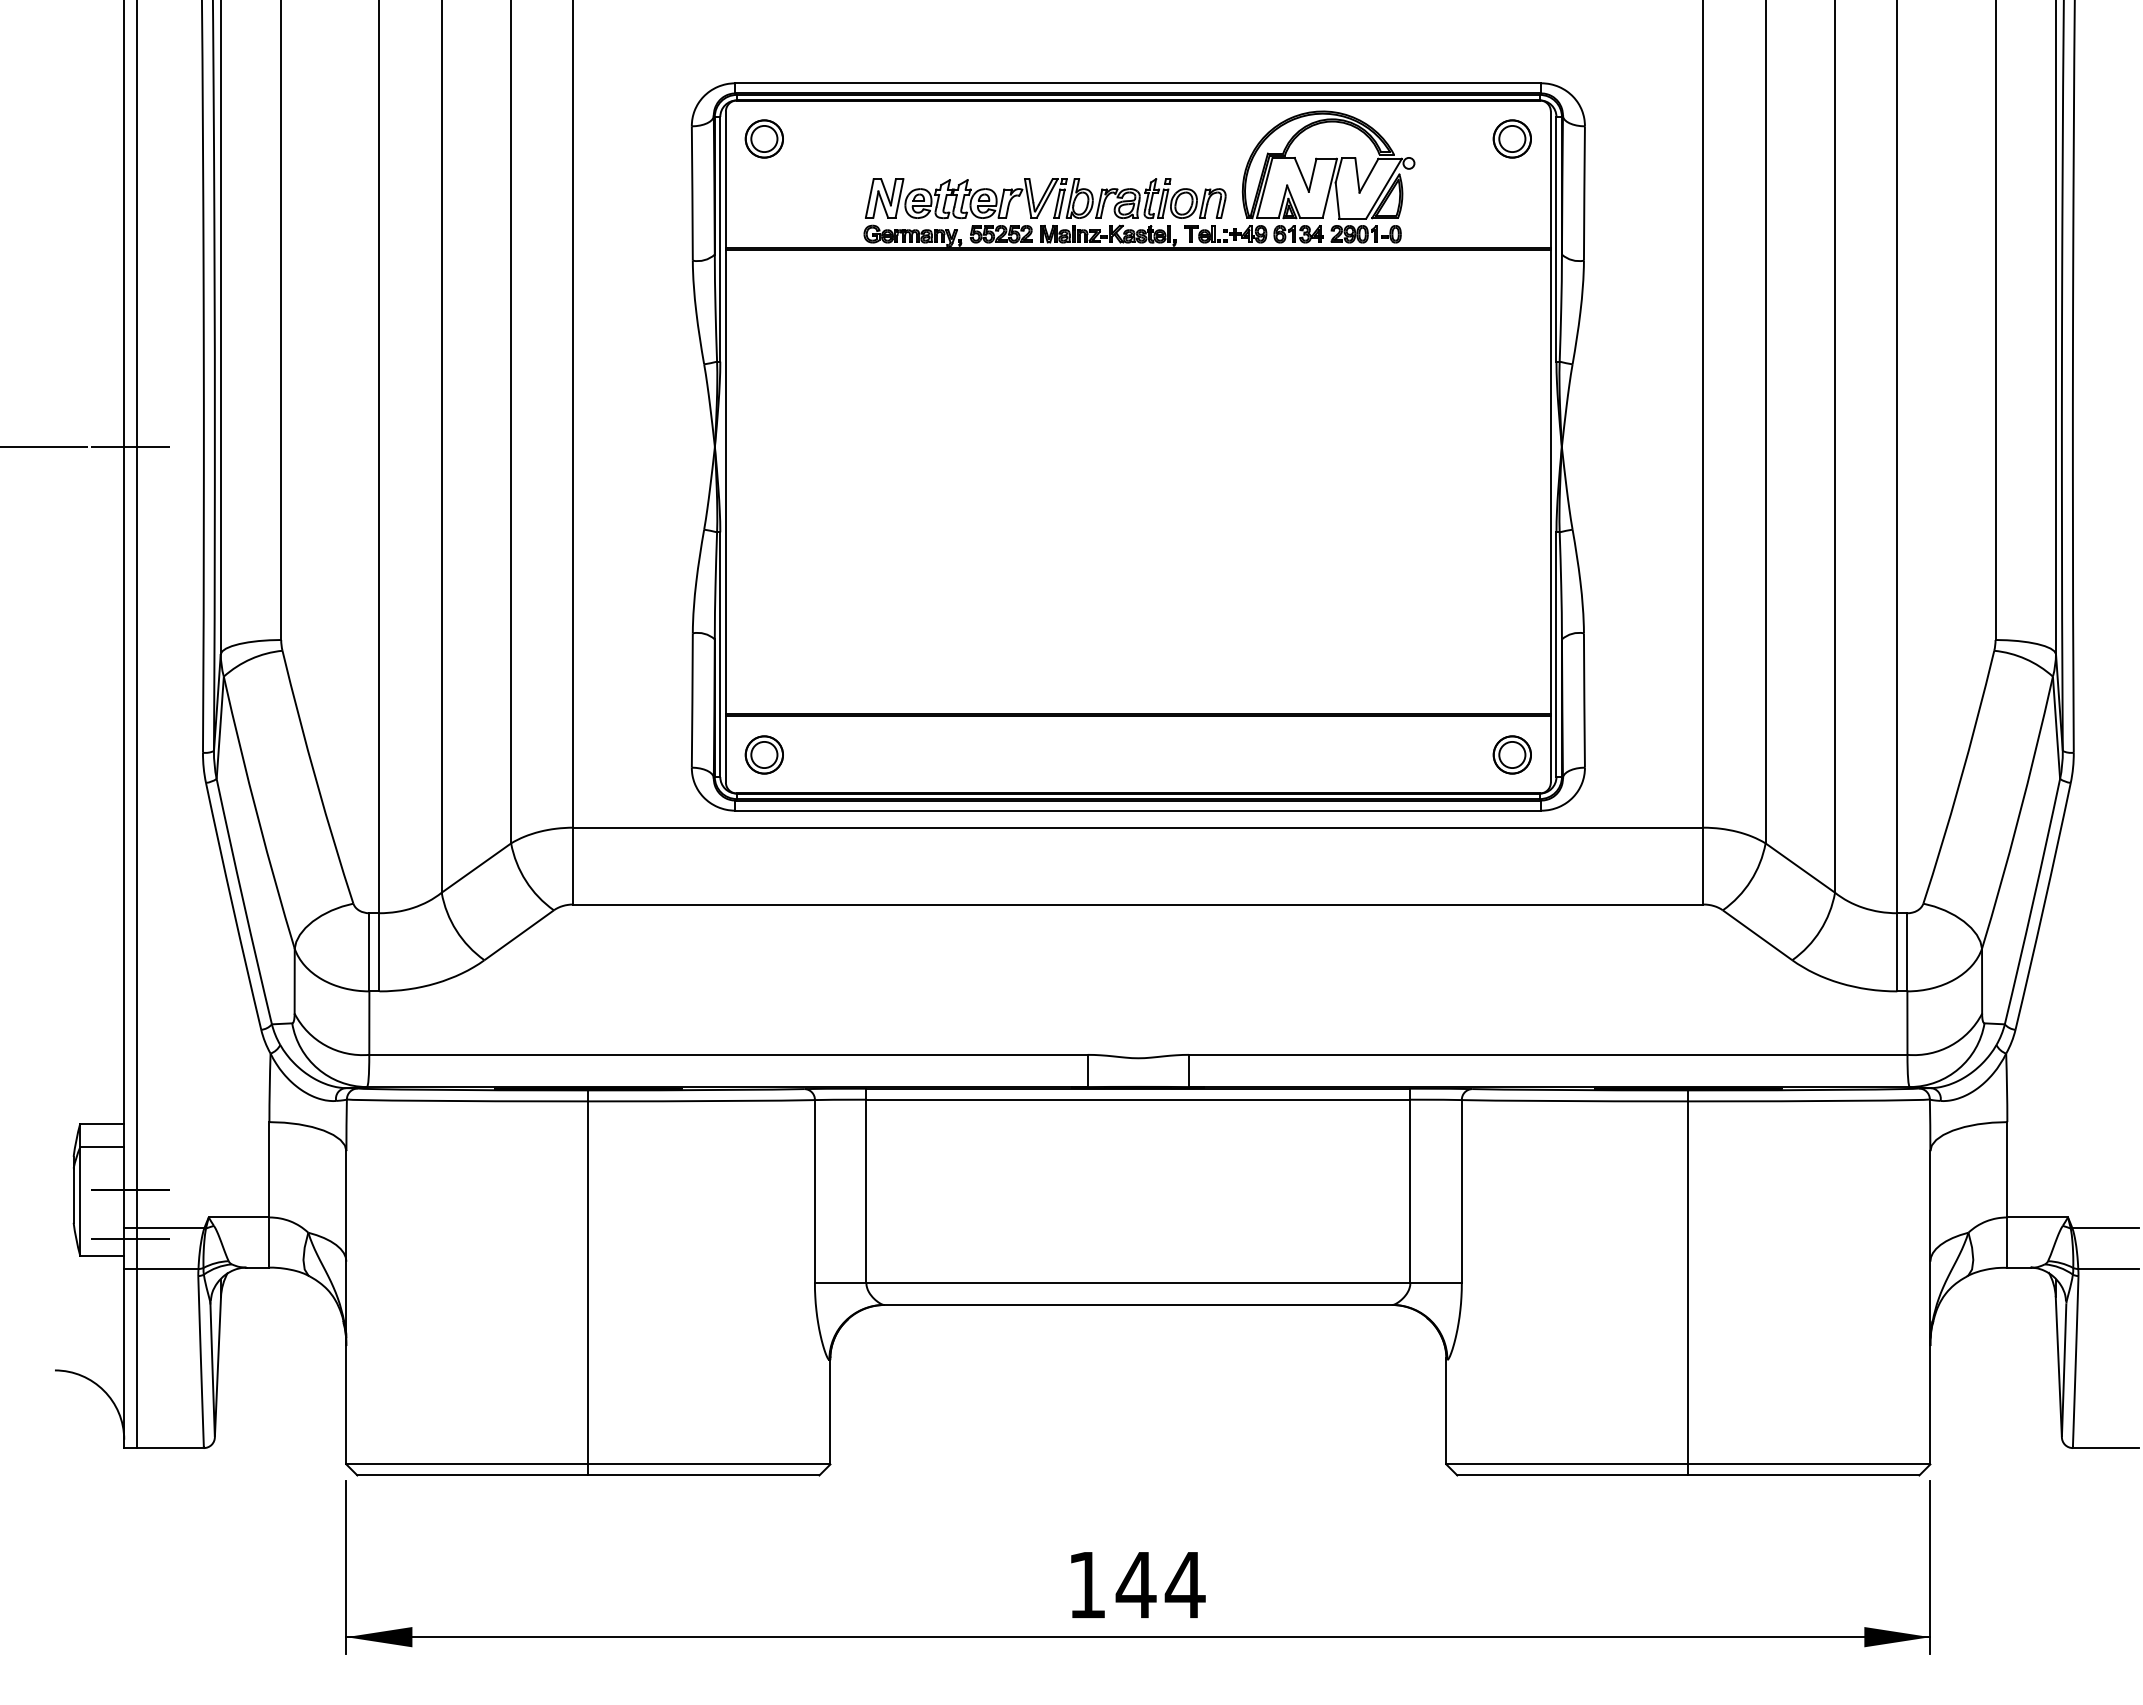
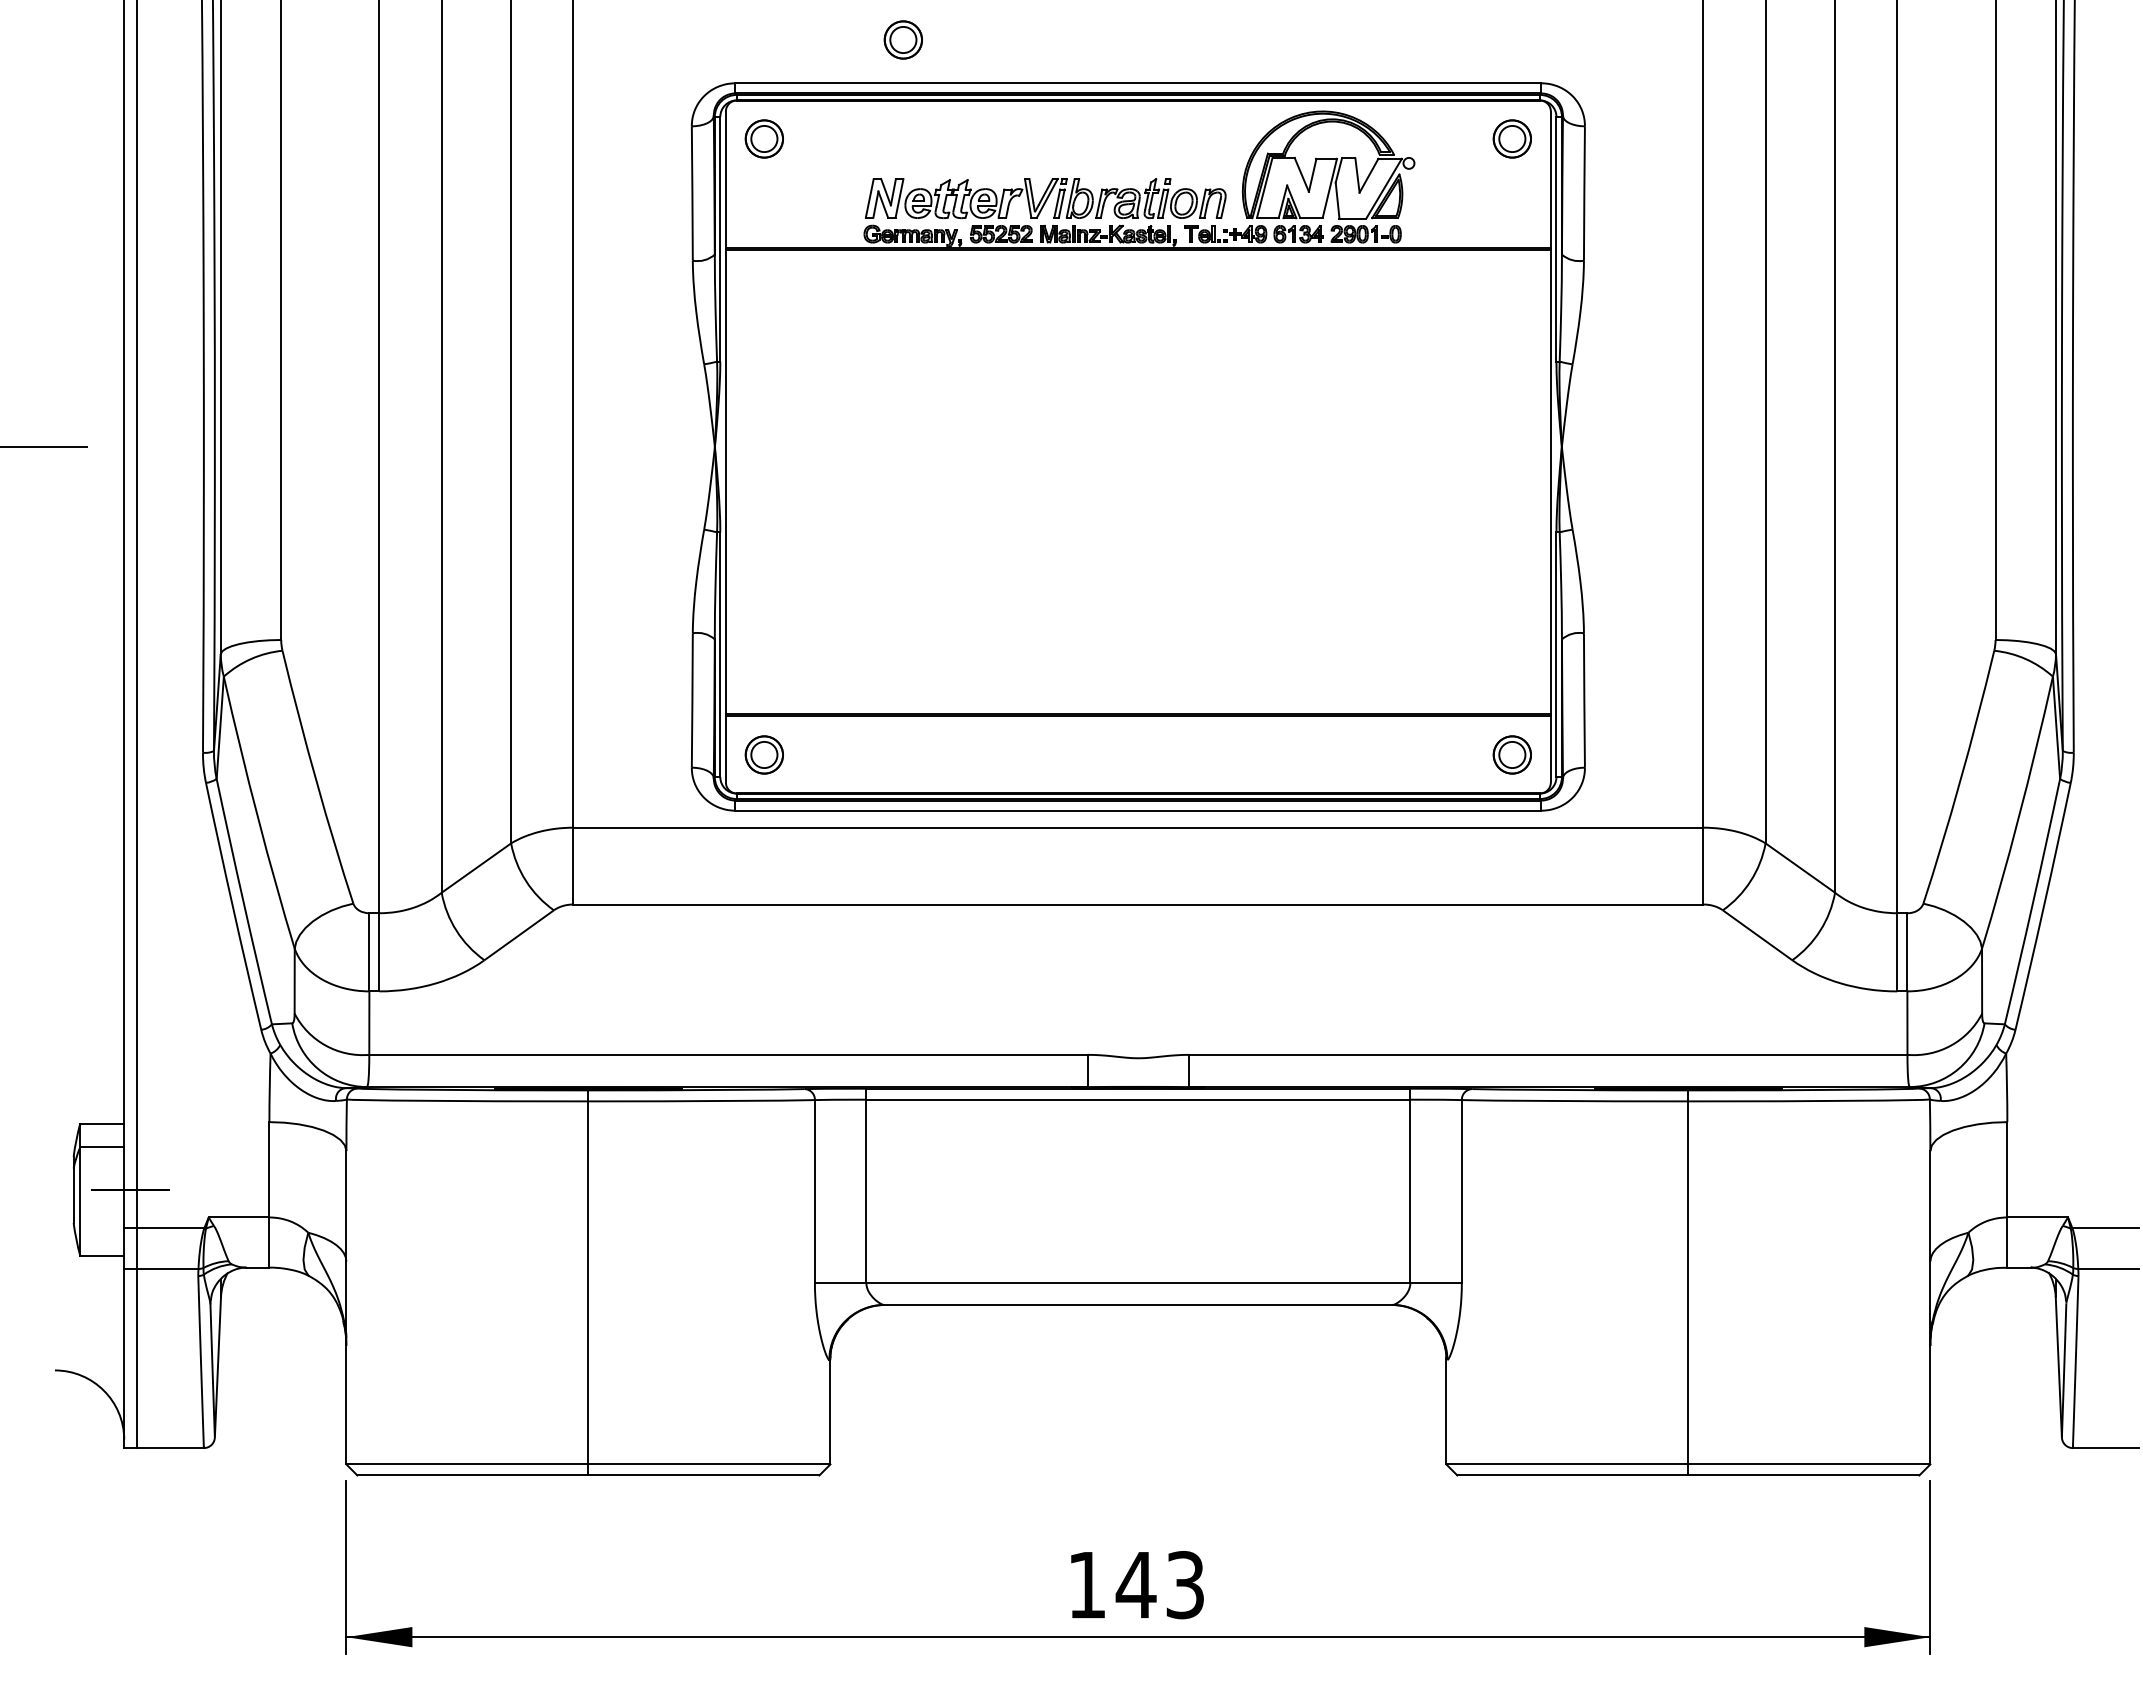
part: none -> present (902, 39)
line: present -> none (130, 447)
line: present -> none (130, 1238)
text: 144 -> 143 (1184, 1585)
